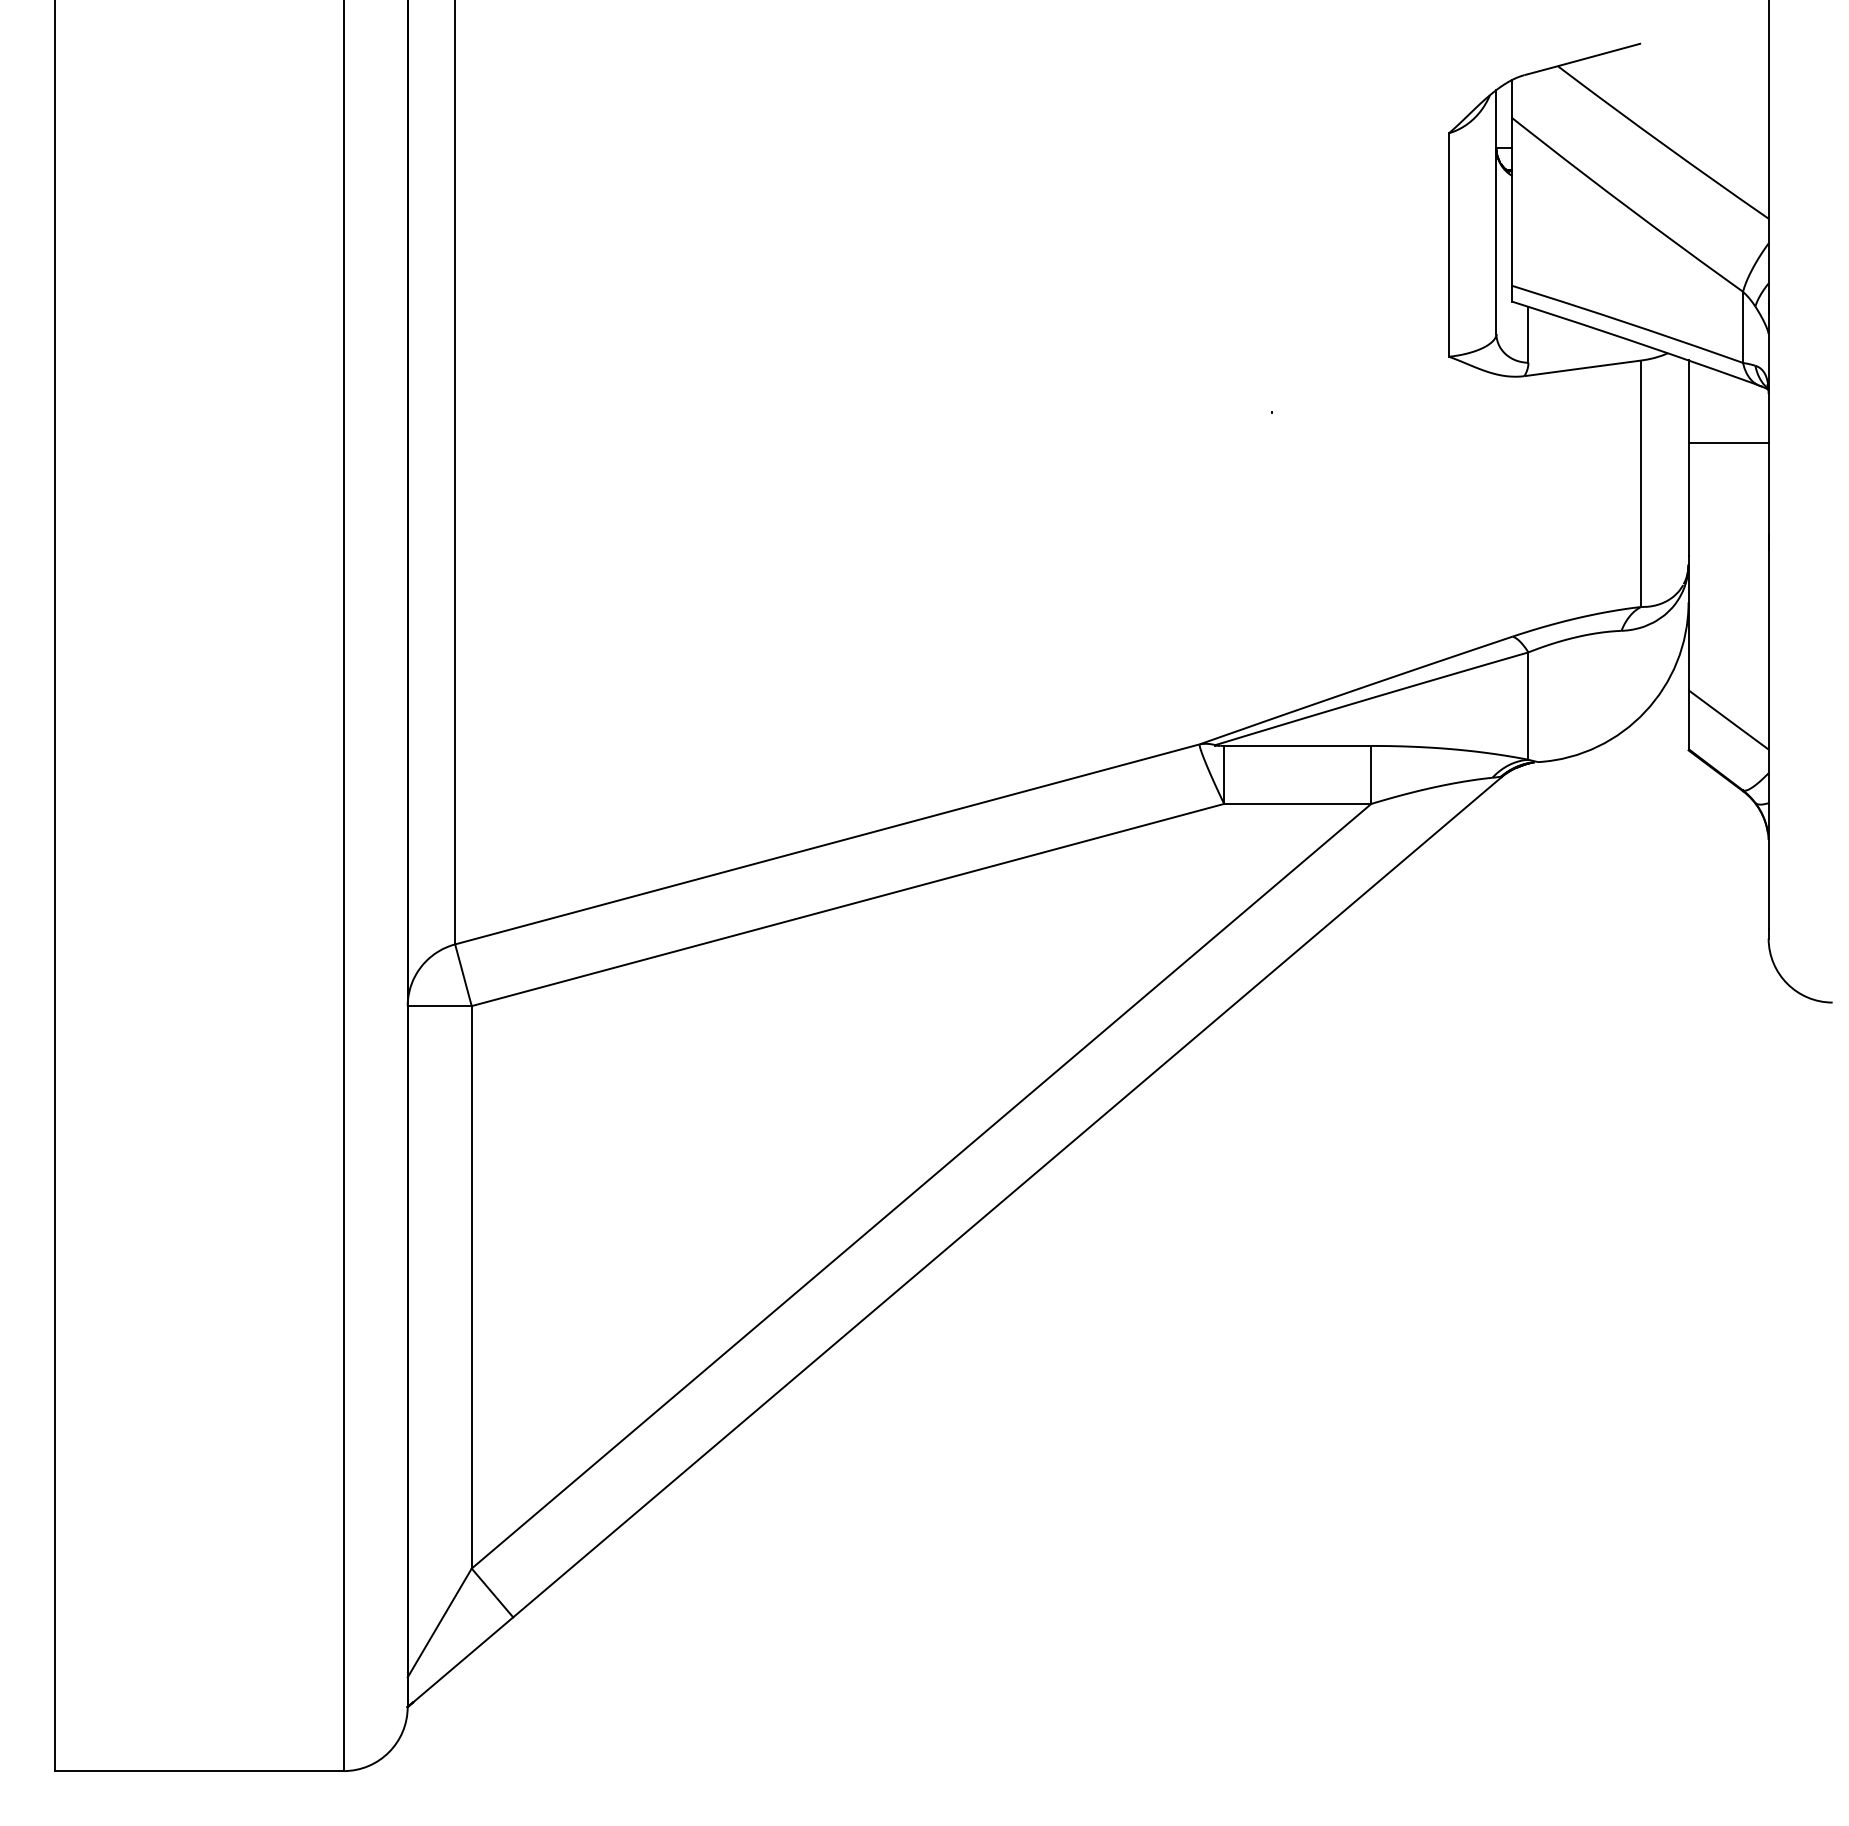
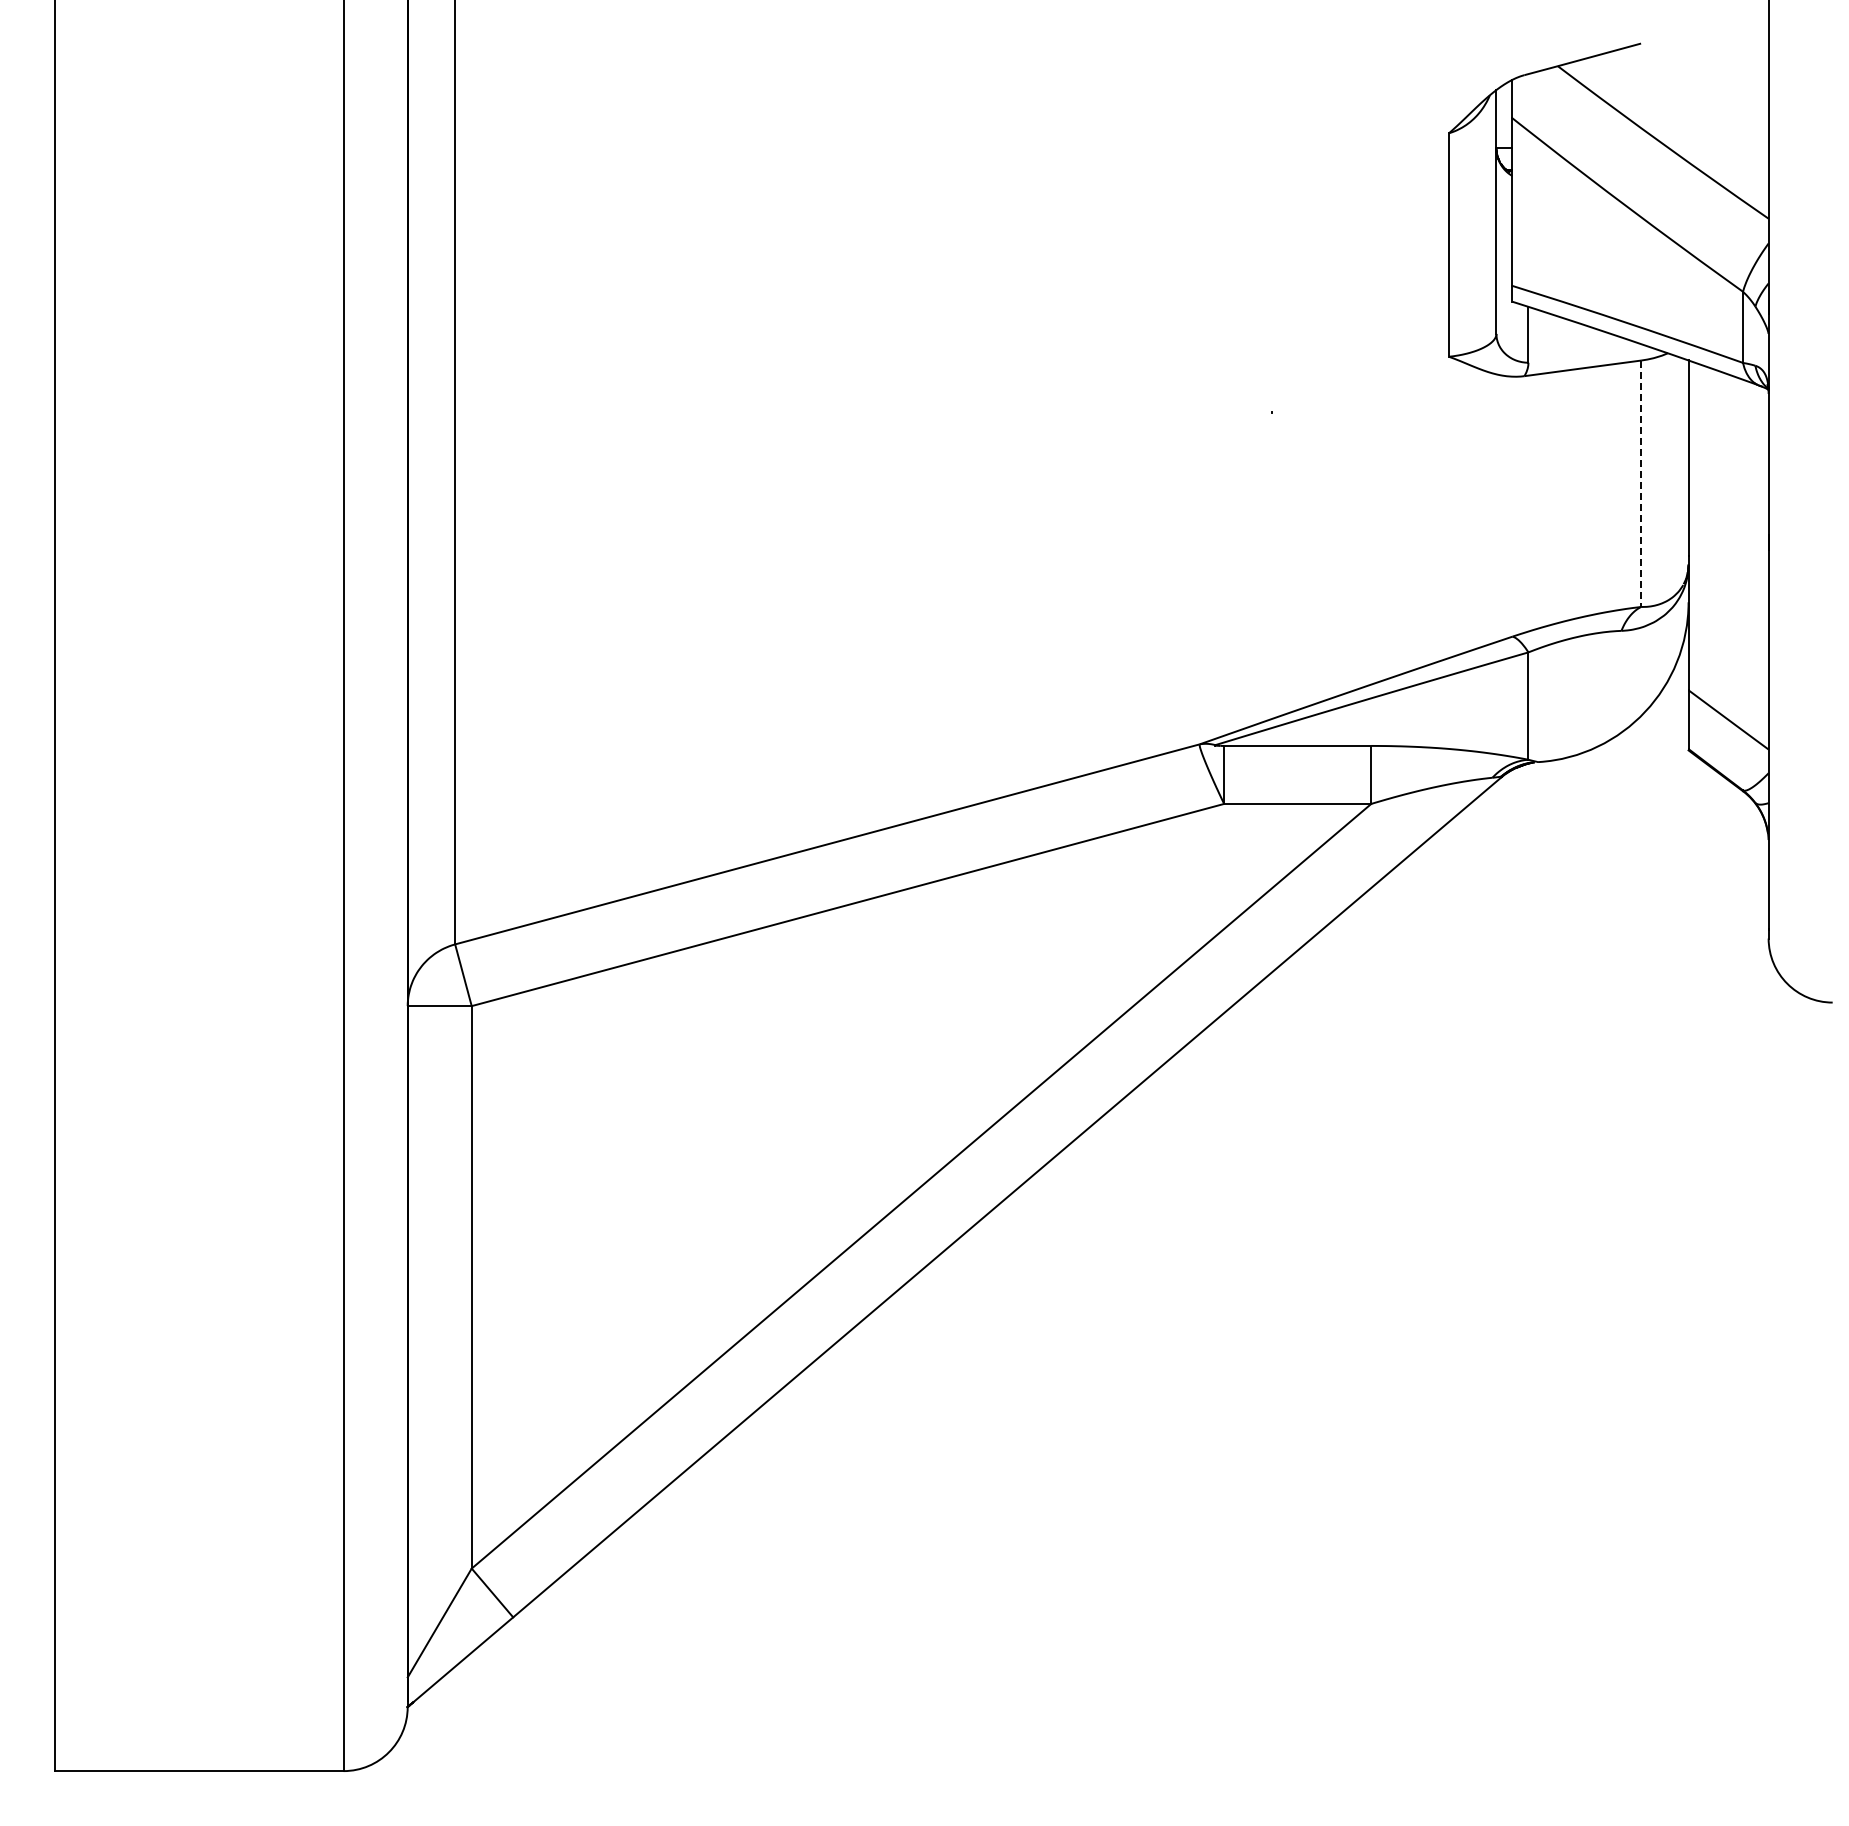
line: present -> none (1728, 443)
line: solid -> dashed (1641, 484)
